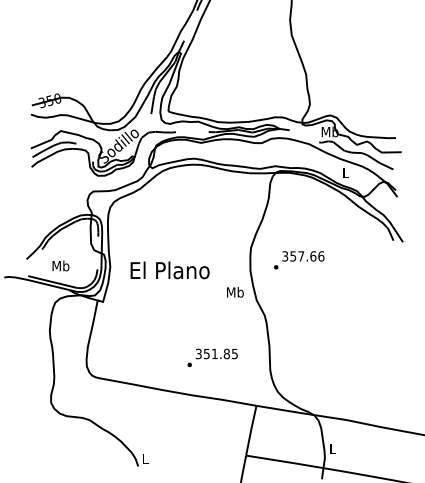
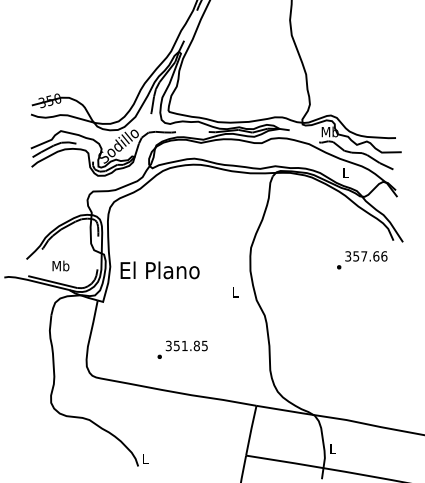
text position: (299, 260) -> (362, 260) (362, 260)
text position: (169, 270) -> (159, 270) (159, 270)
text: Mb -> L (235, 292)
text position: (212, 357) -> (182, 349) (182, 349)
